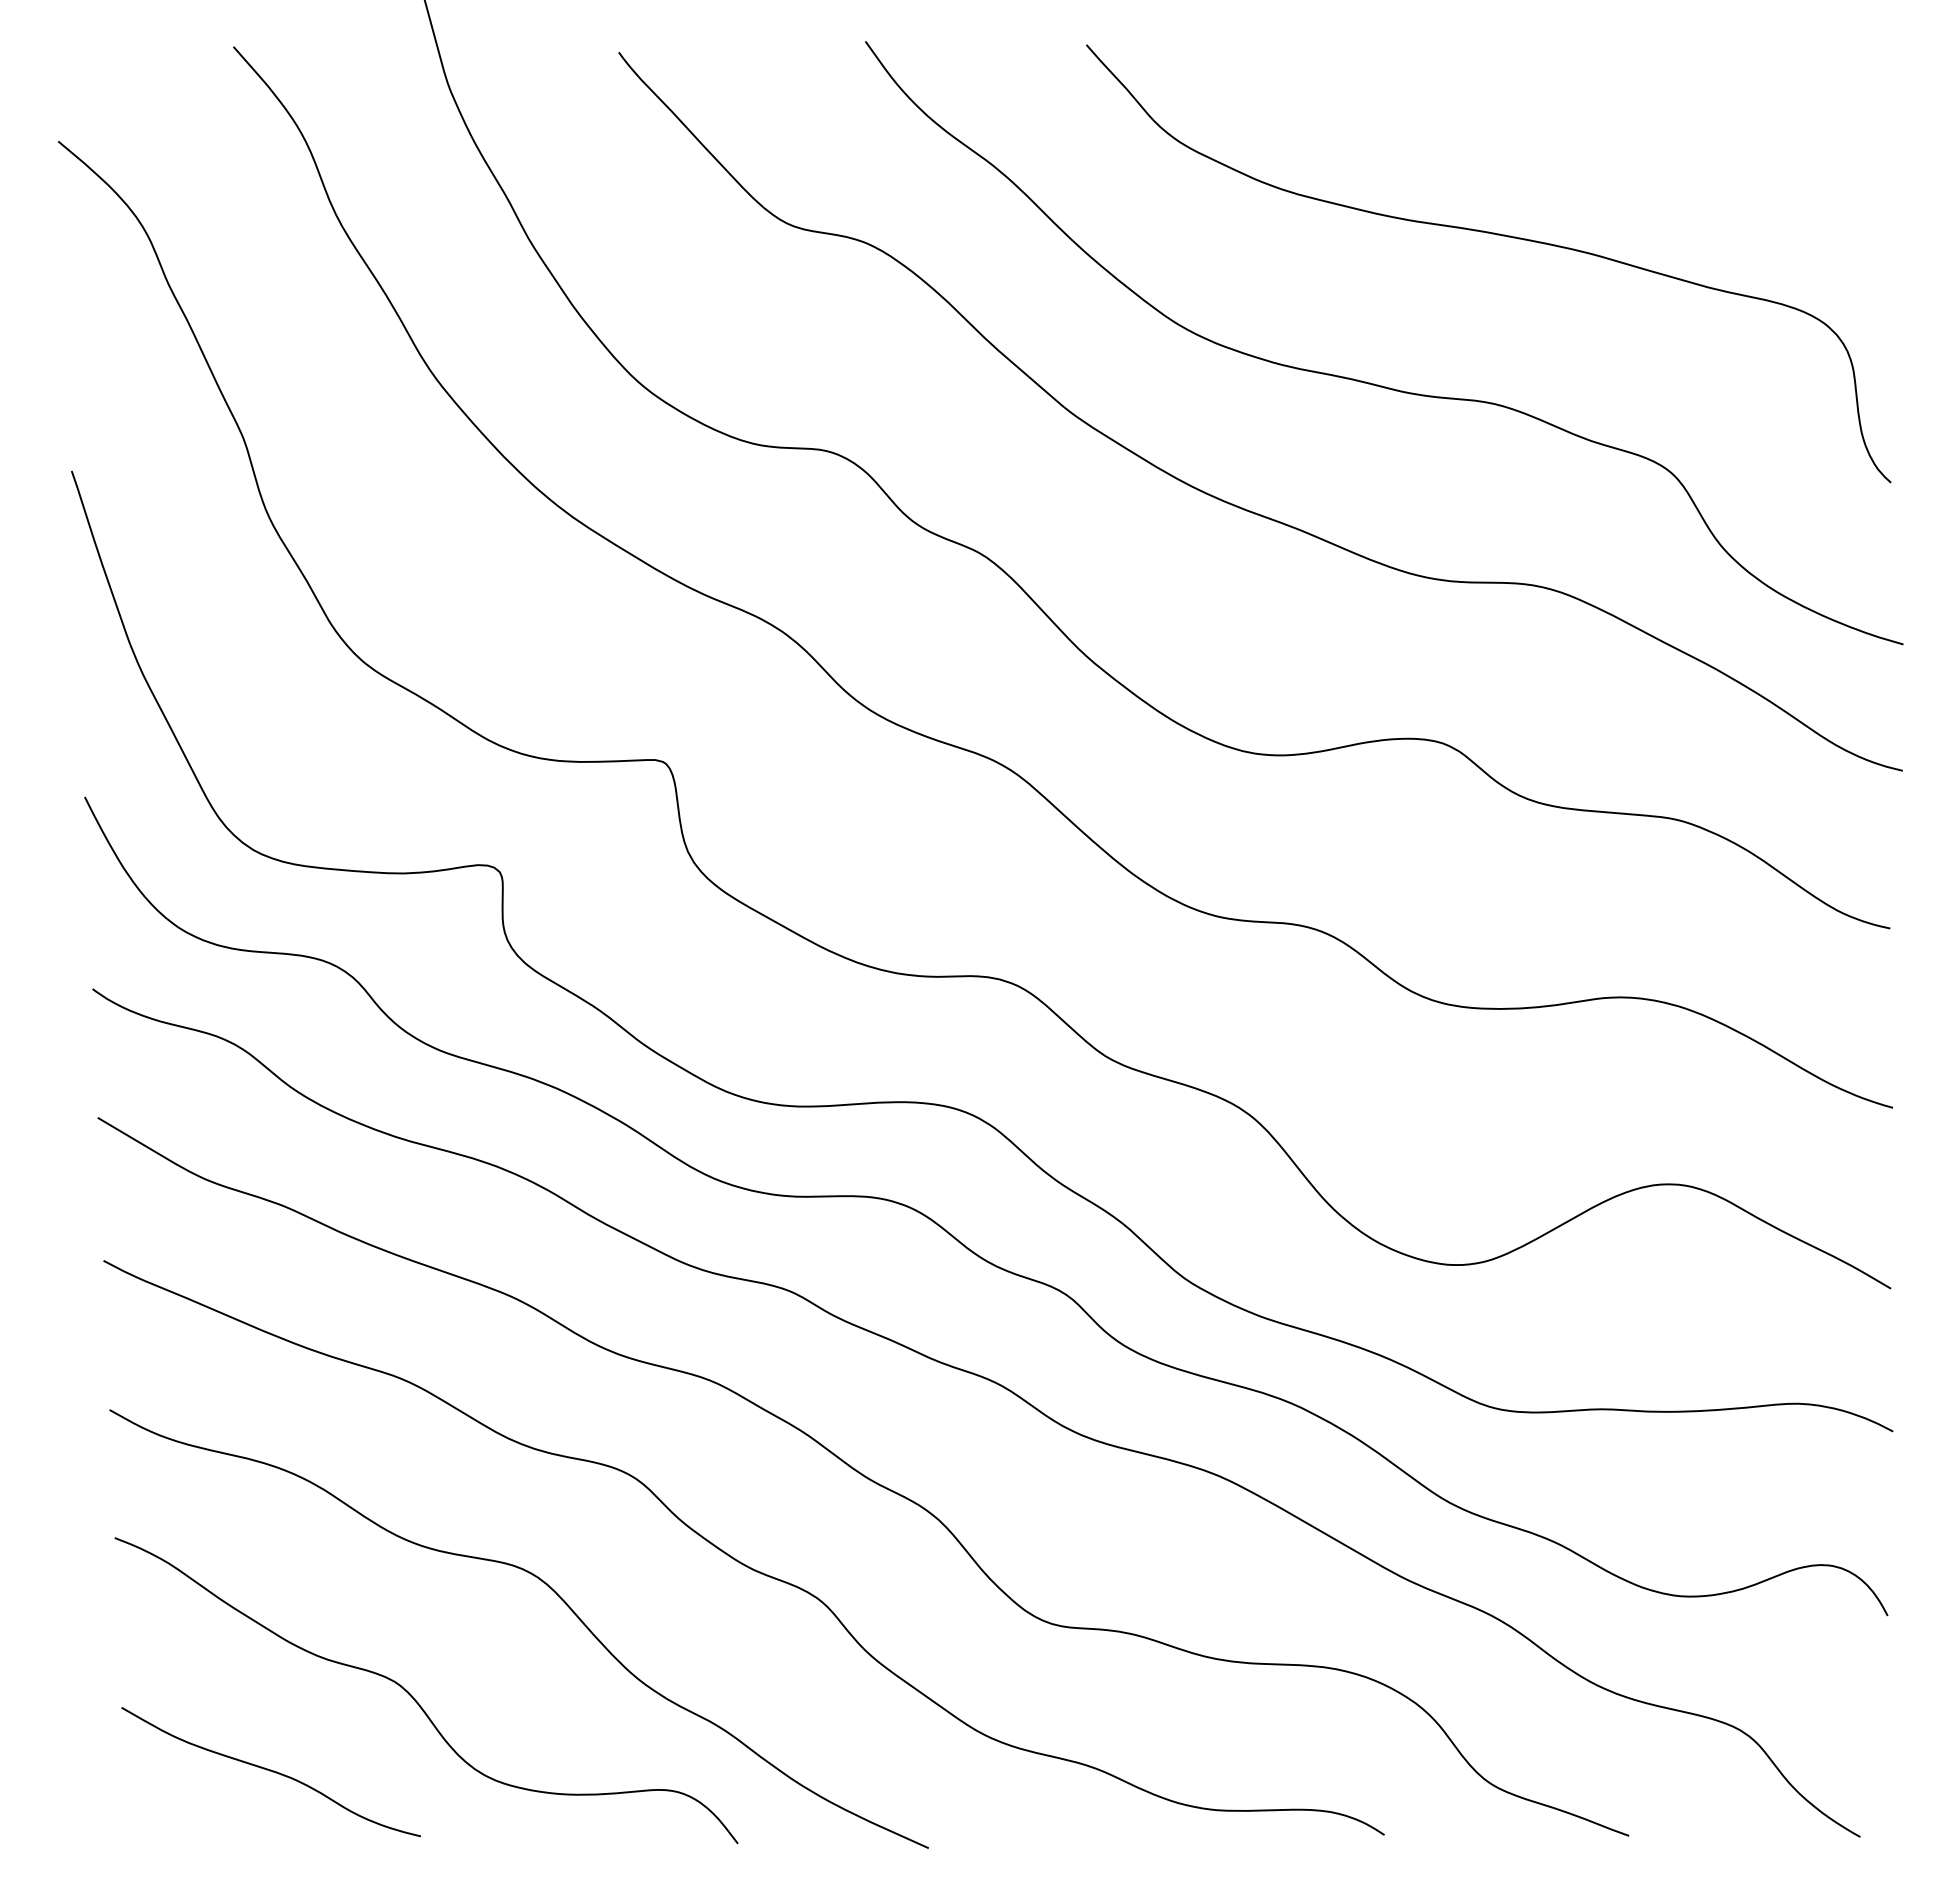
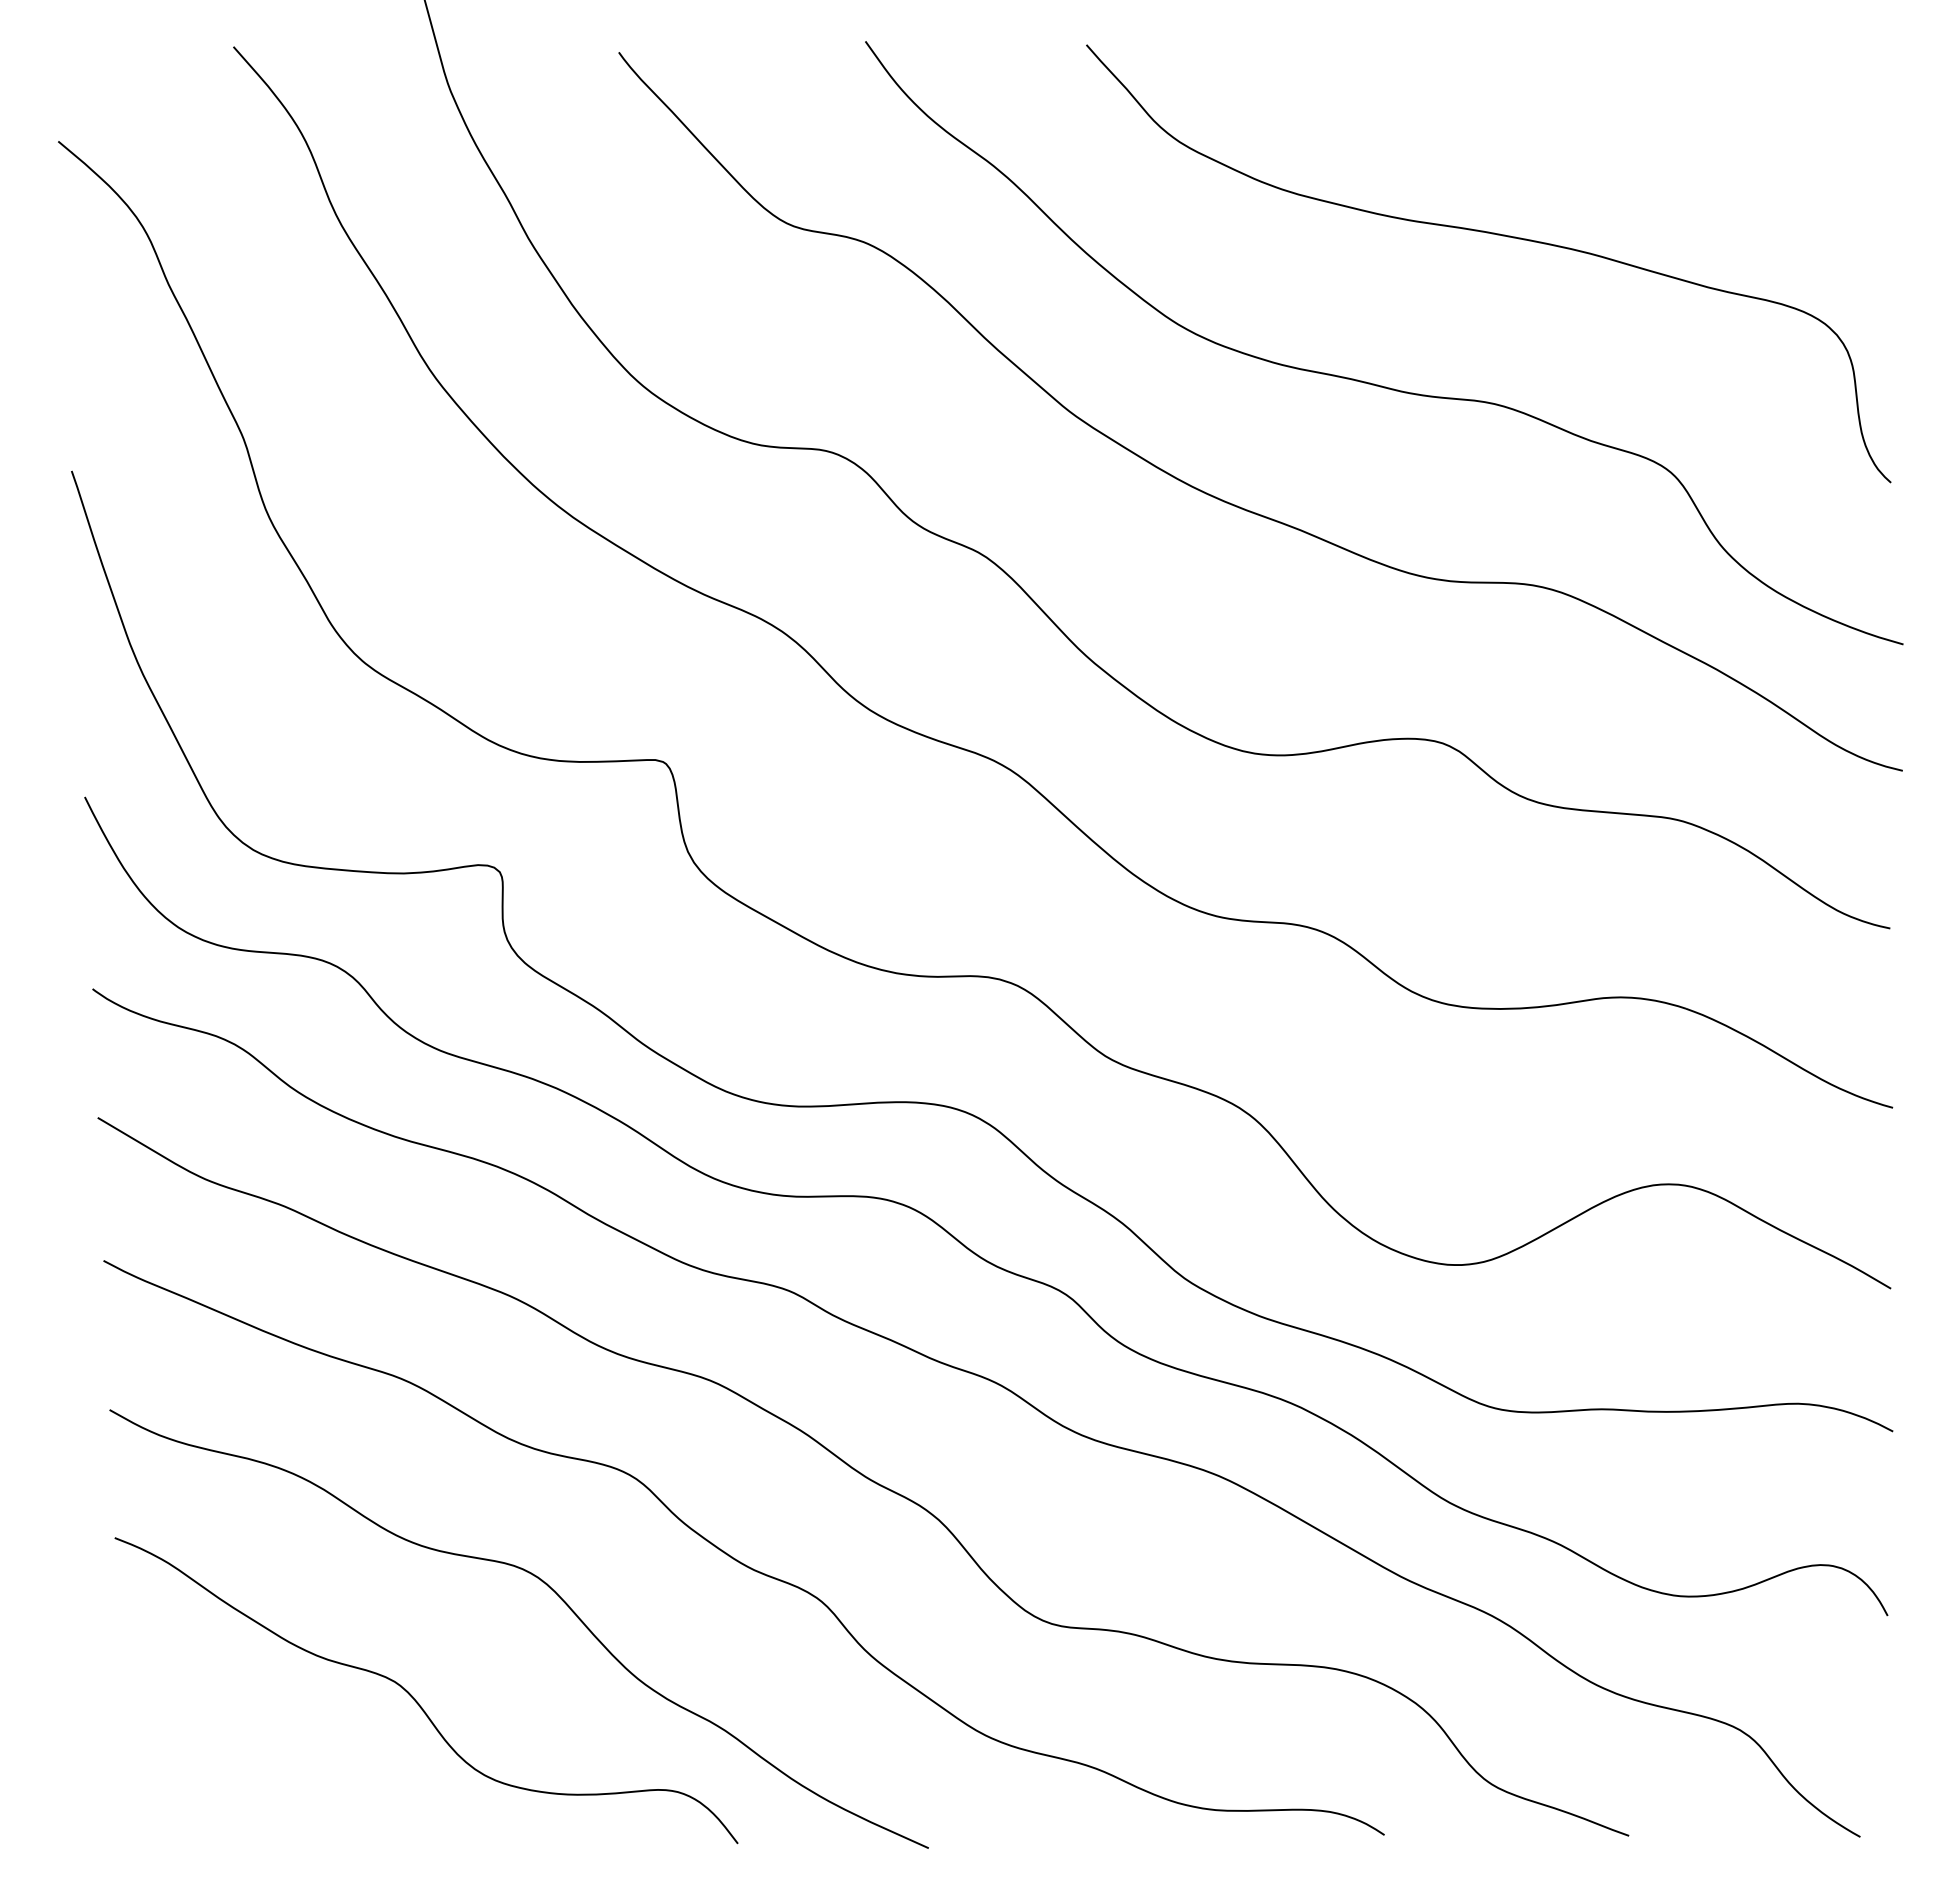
curve: present -> none (270, 1771)
